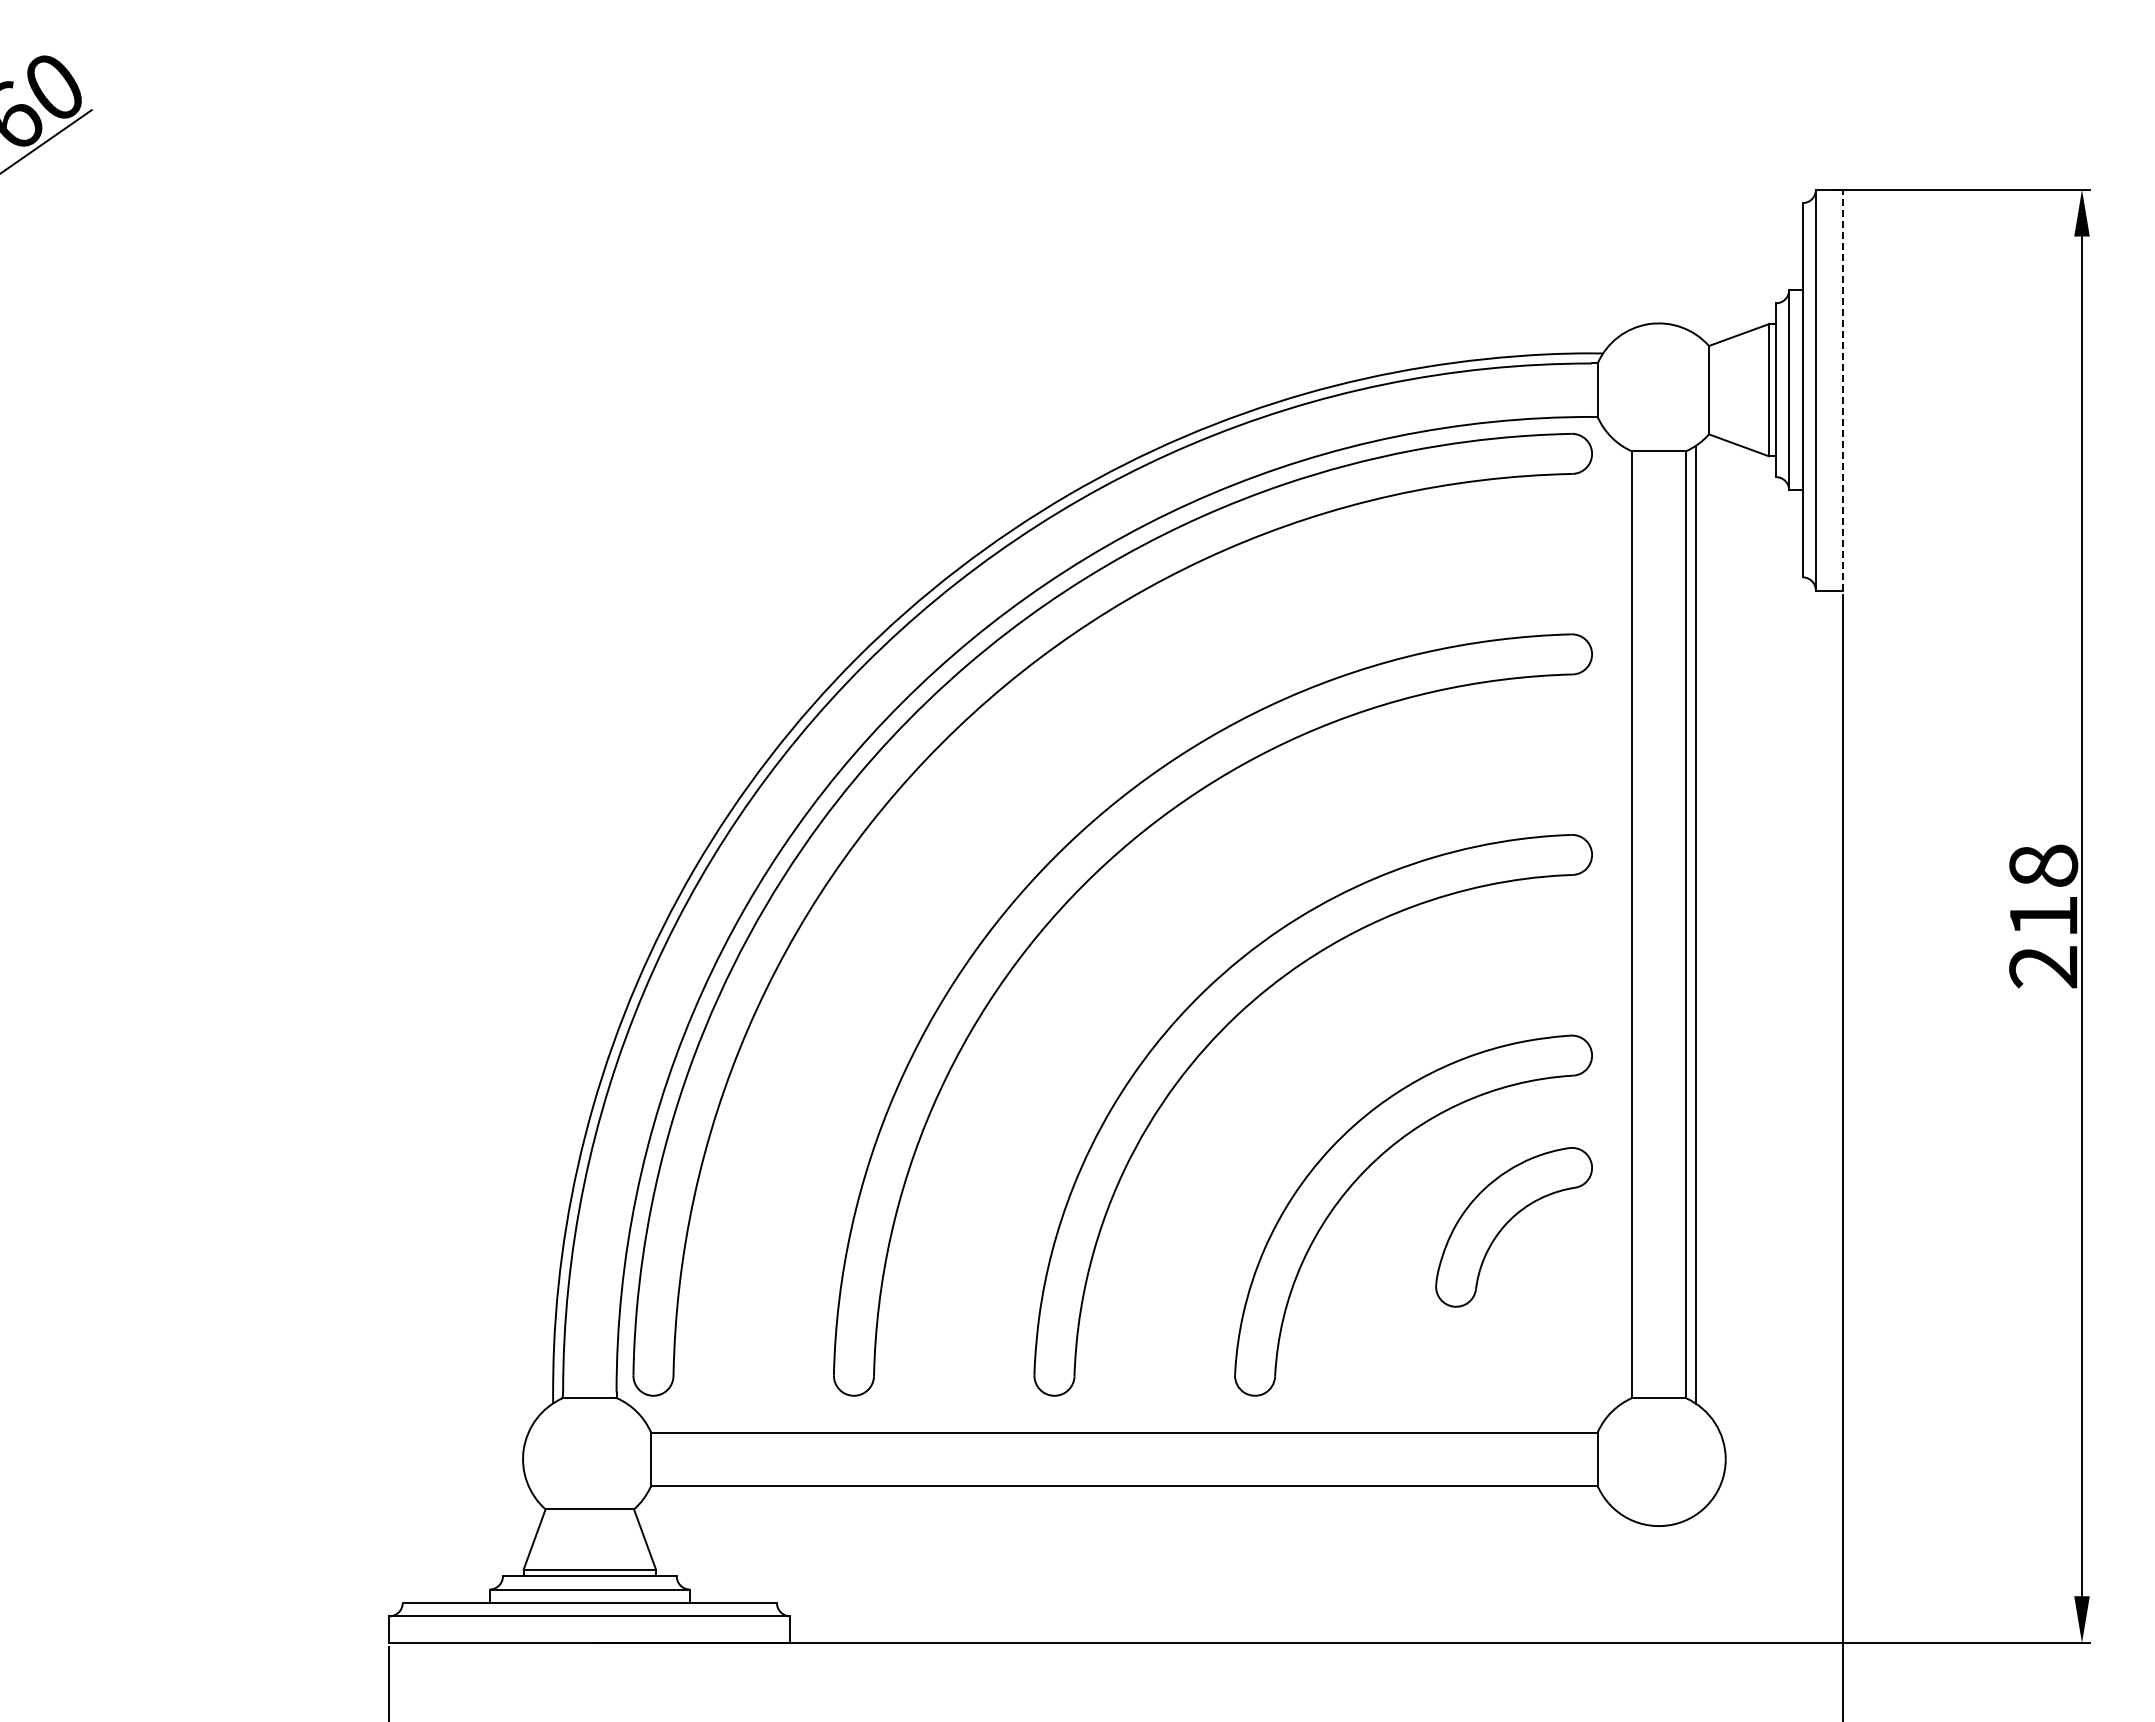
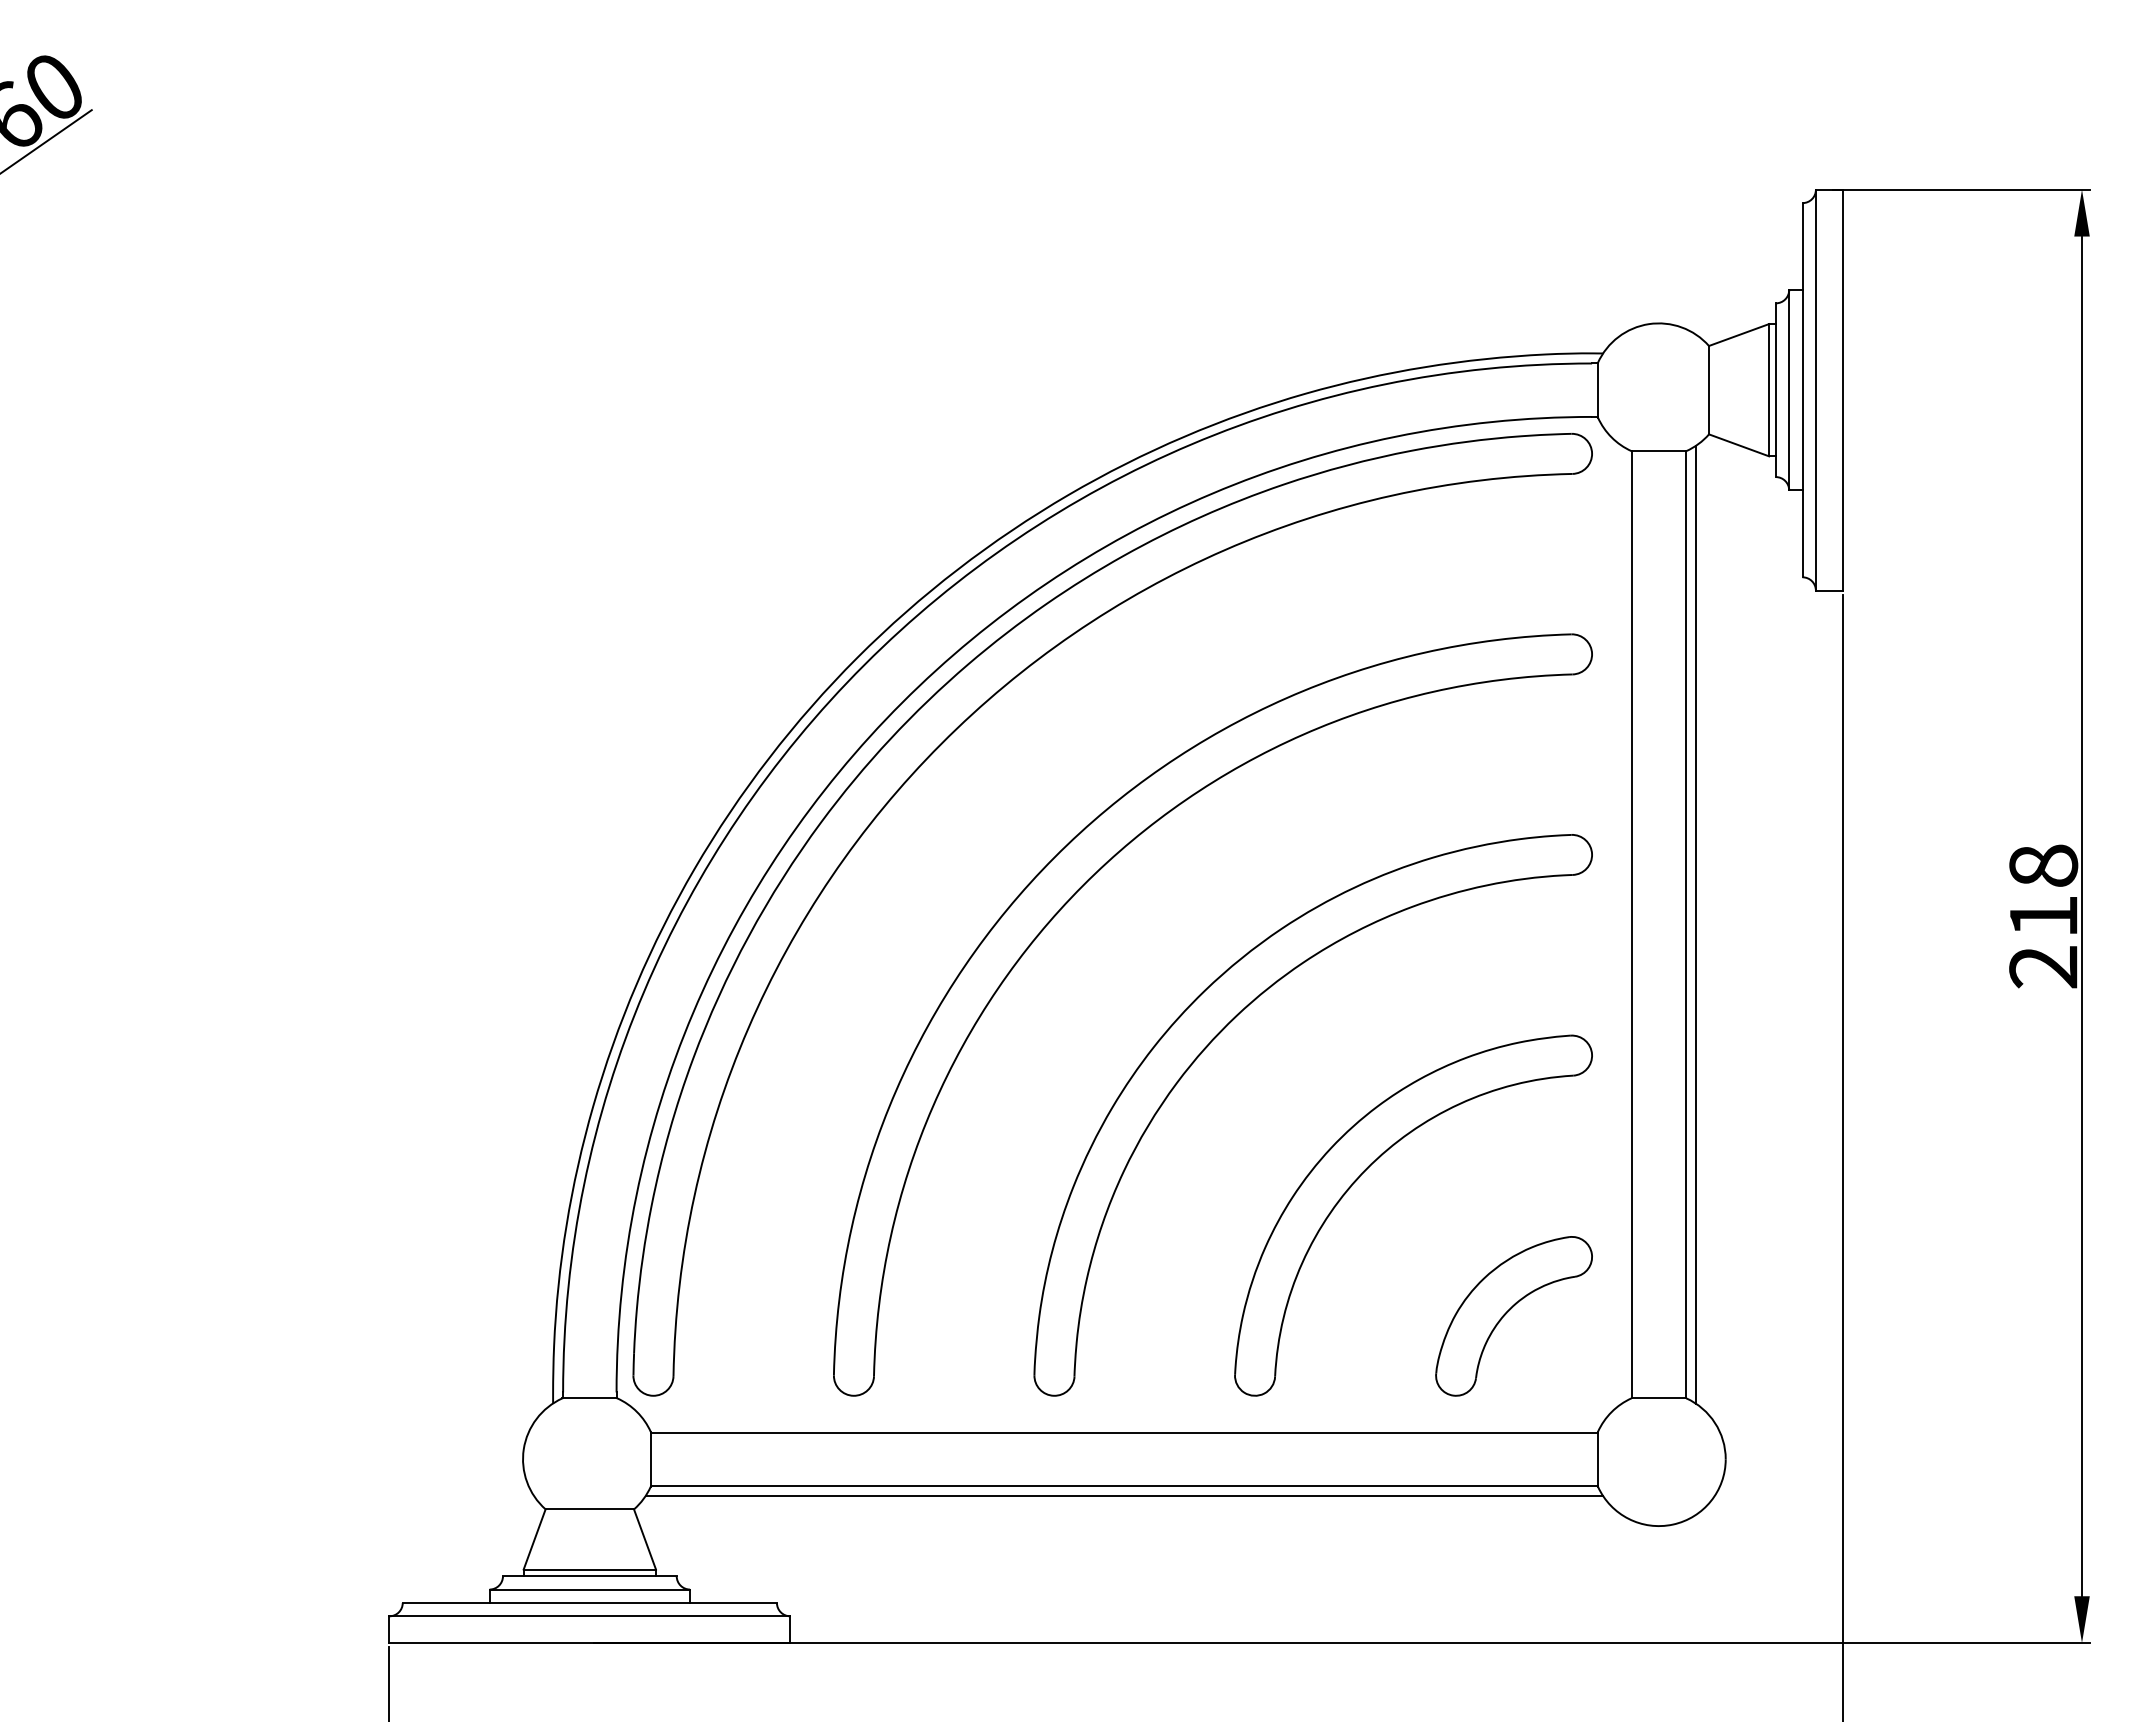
line: dashed -> solid (1842, 389)
part position: (1509, 1222) -> (1509, 1311) (1509, 1311)
line: none -> present (1124, 1496)
